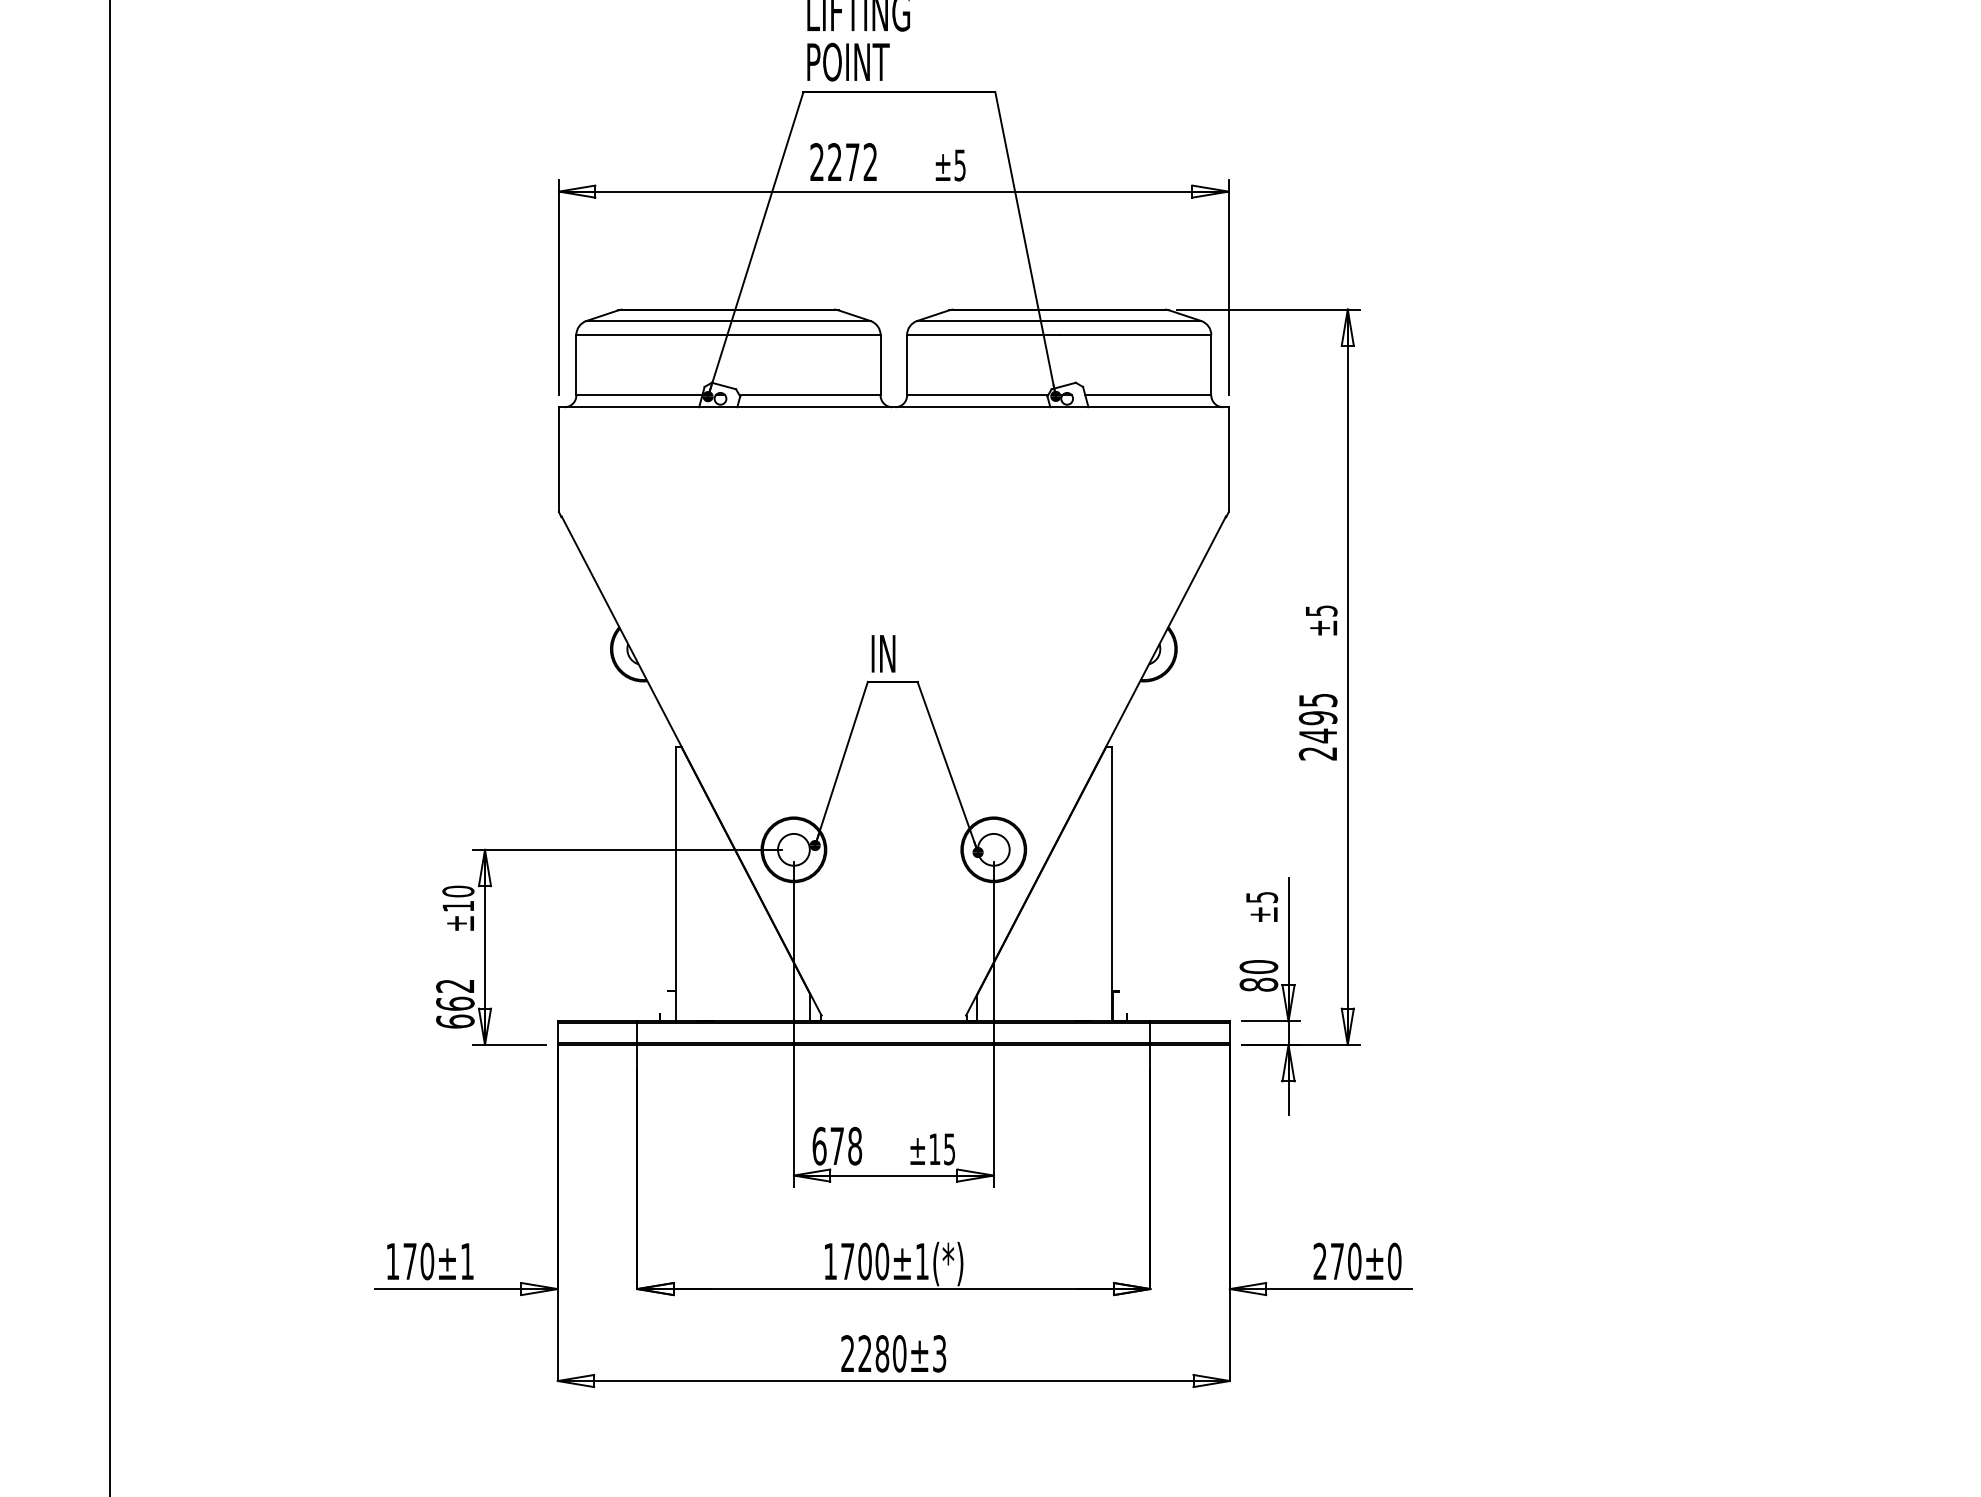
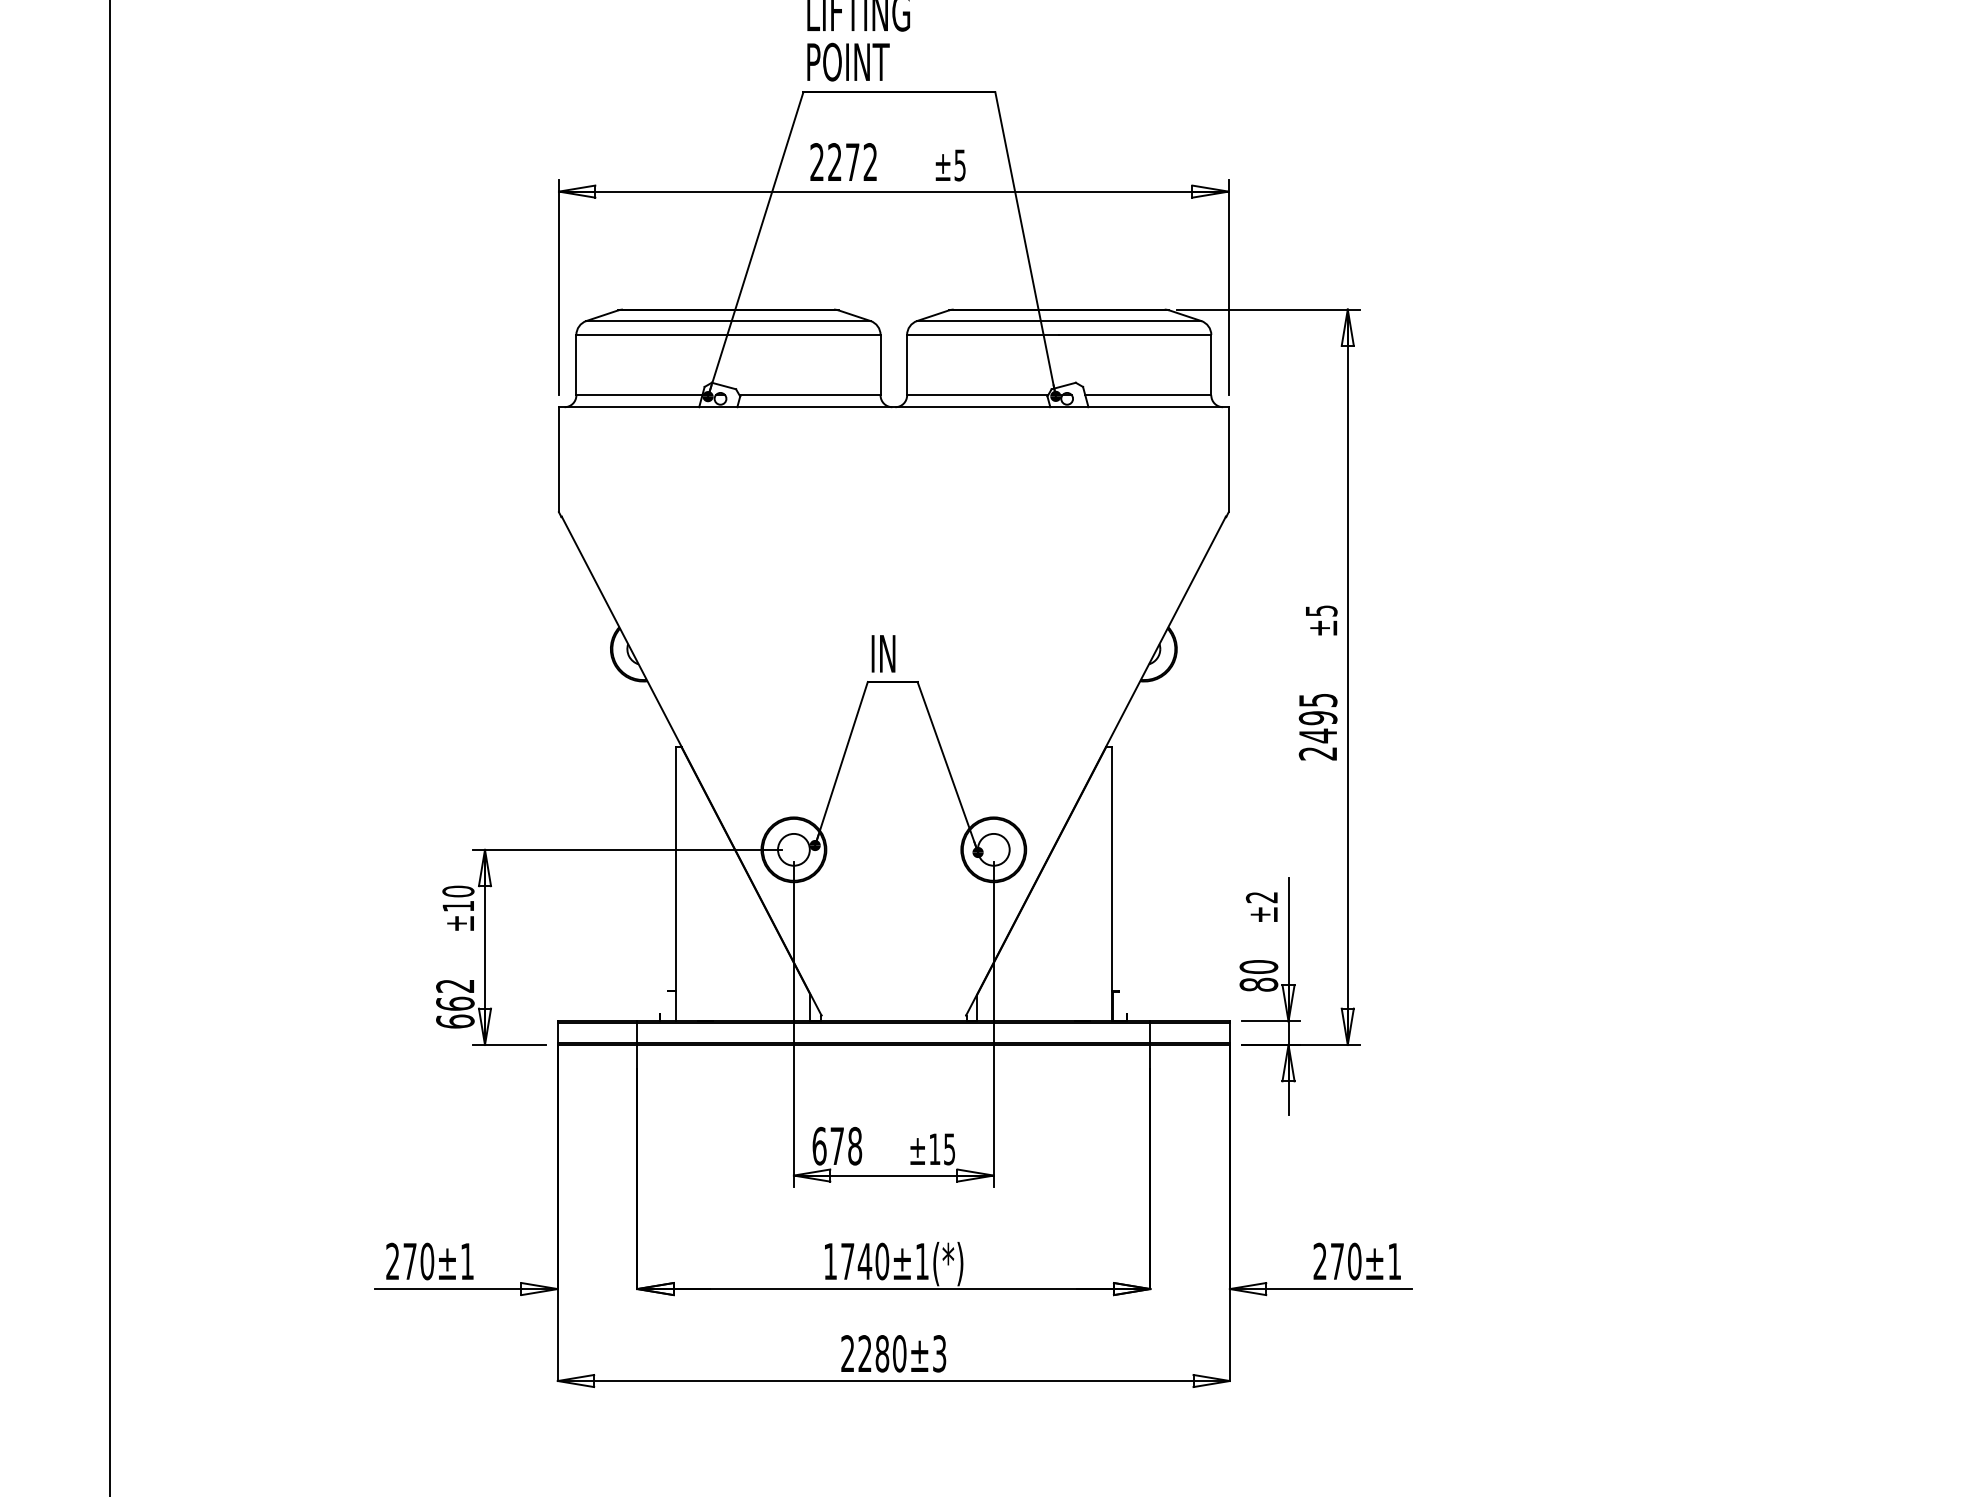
text: ±5 -> ±2 (1261, 897)
text: 170±1 -> 270±1 (392, 1260)
text: 1700±1(*) -> 1740±1(*) (864, 1261)
text: 270±0 -> 270±1 (1394, 1261)
